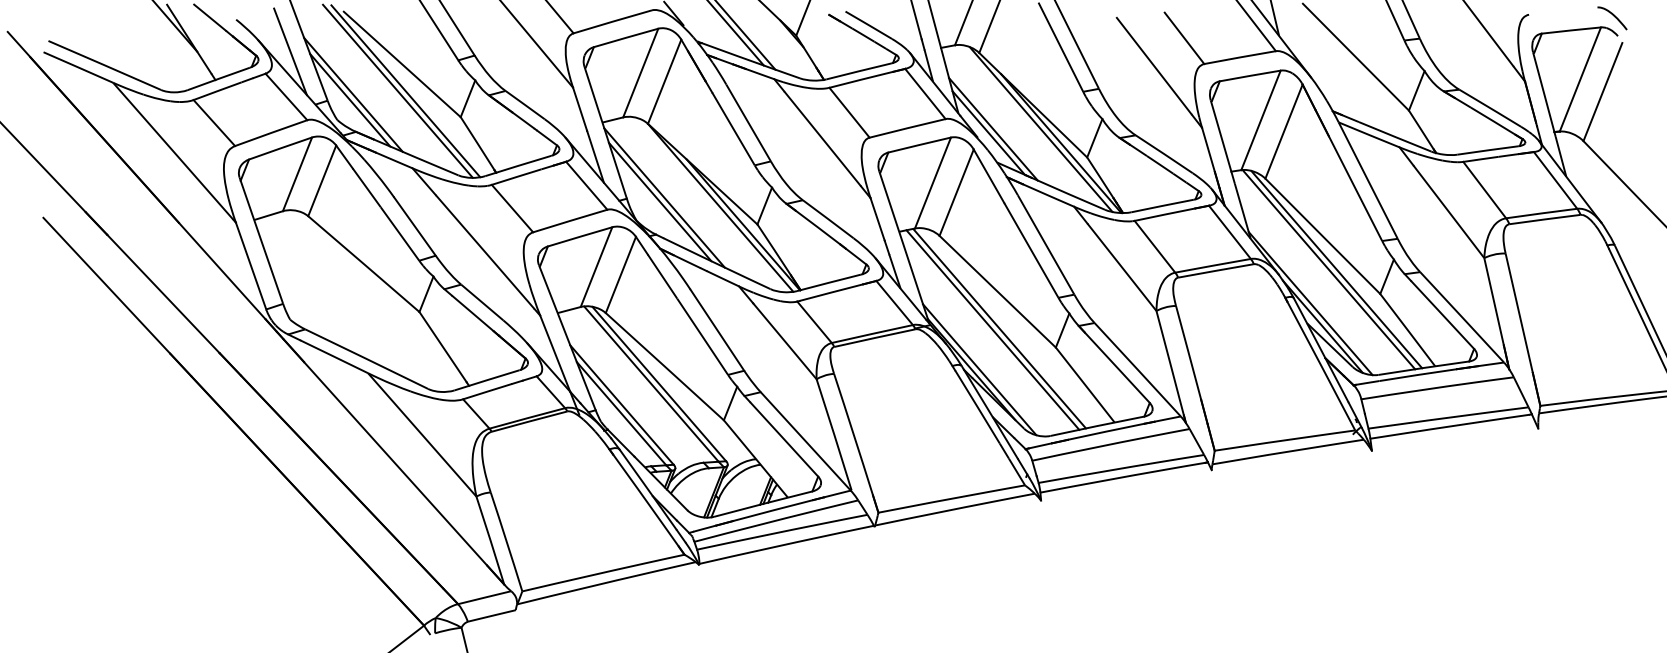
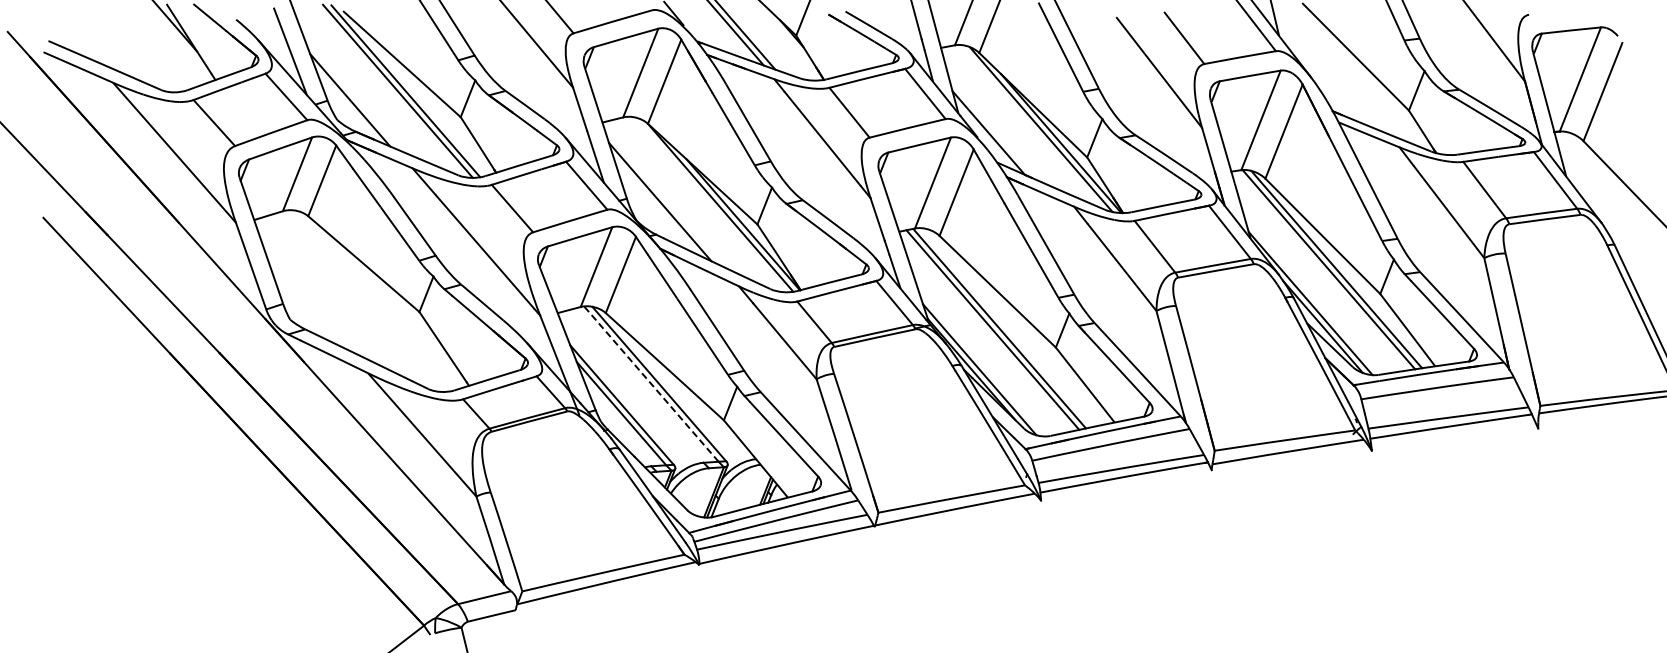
curve: present -> none (1613, 16)
line: present -> none (353, 94)
line: present -> none (993, 129)
line: present -> none (664, 197)
line: solid -> dashed (651, 384)
